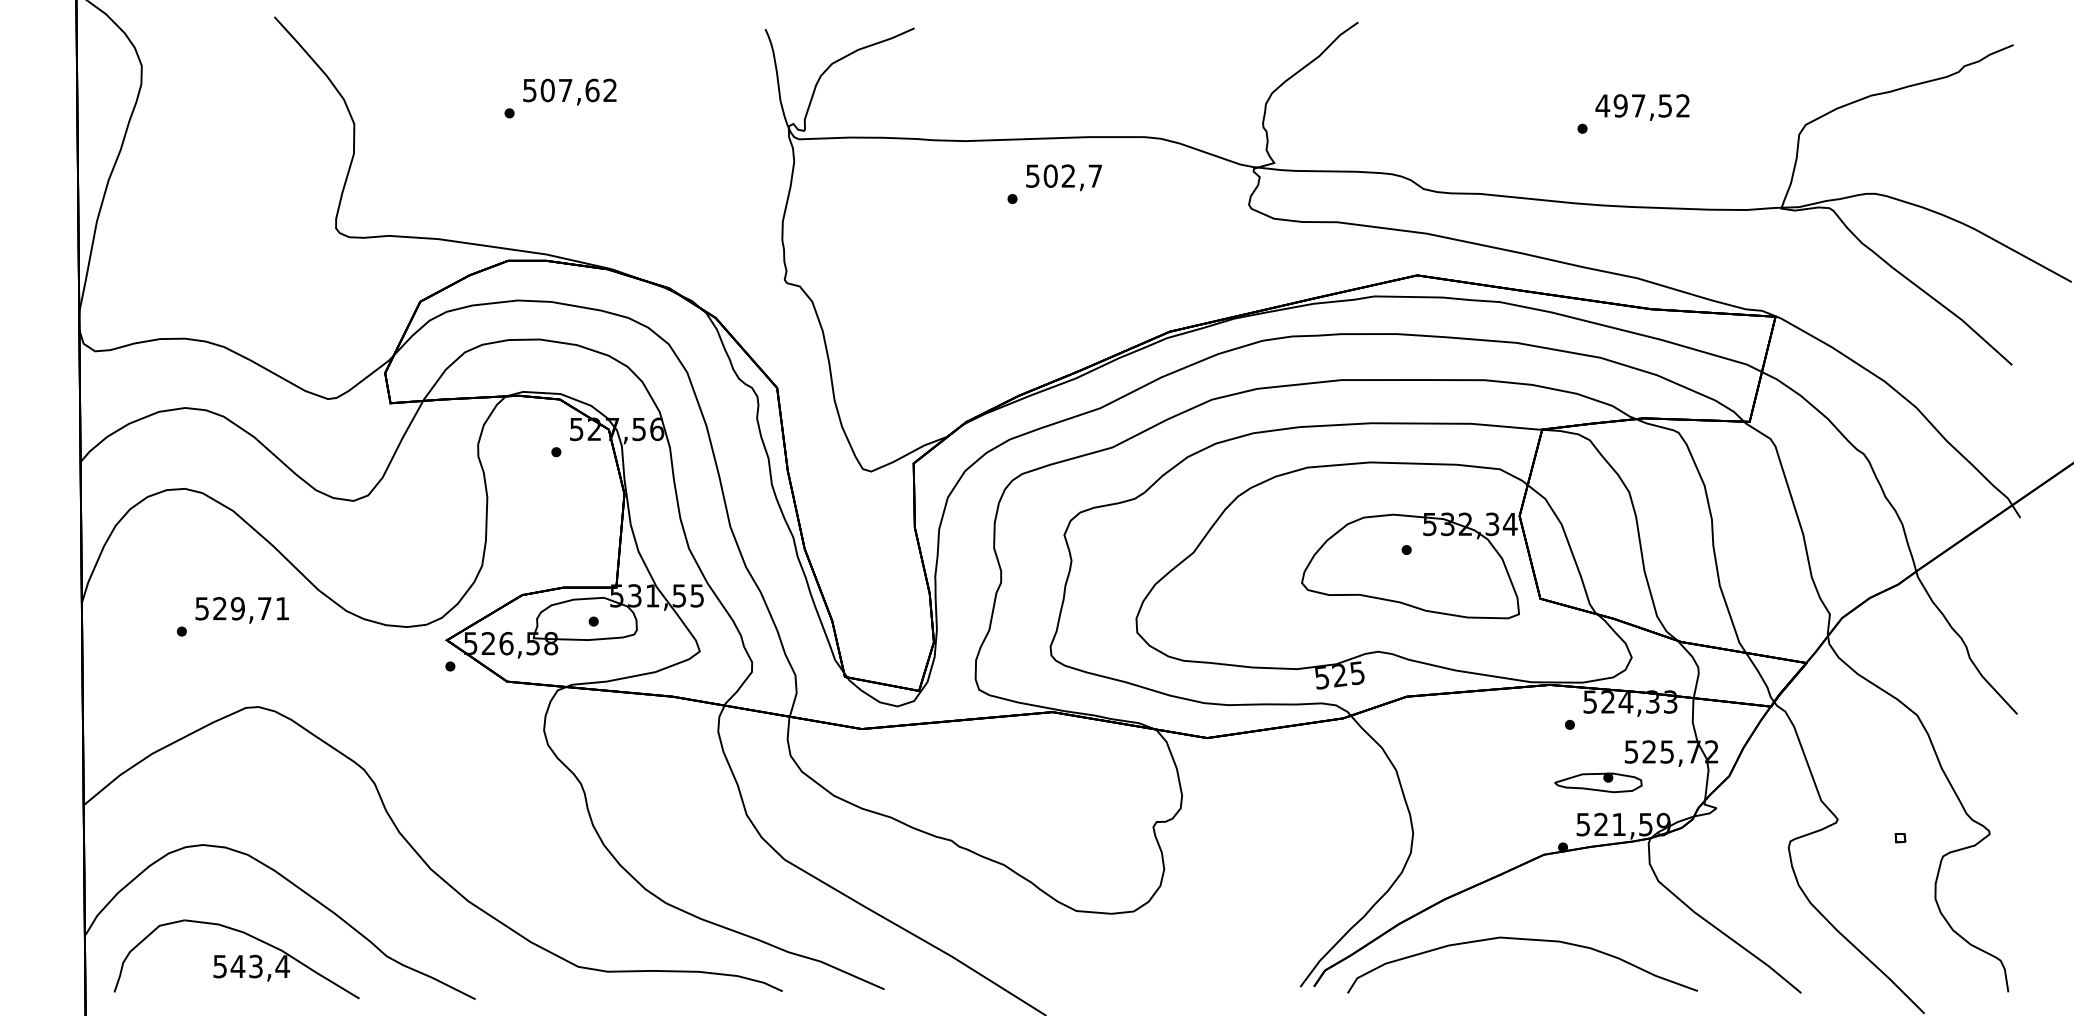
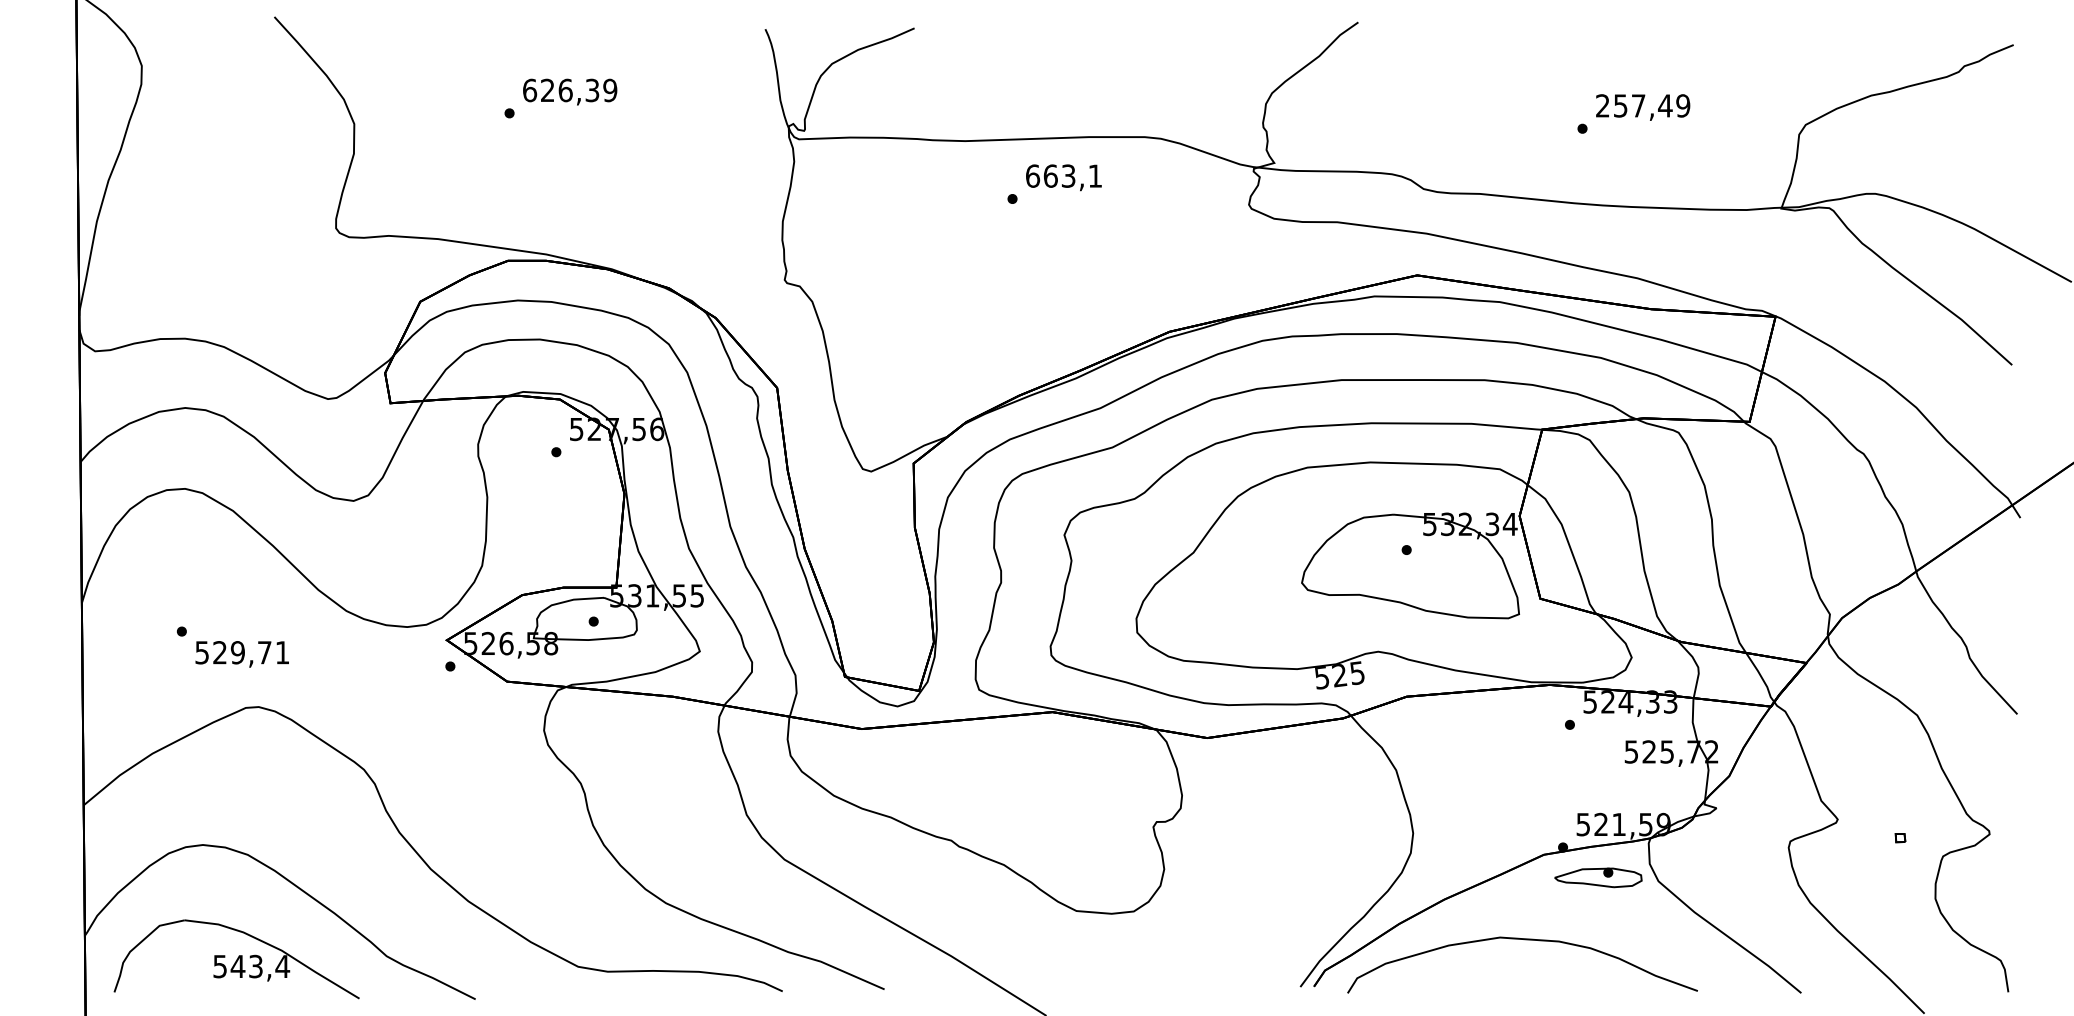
text: 507,62 -> 626,39 (570, 90)
text: 497,52 -> 257,49 (1642, 105)
text: 502,7 -> 663,1 (1063, 175)
text position: (241, 610) -> (241, 654) (241, 654)
part position: (1598, 782) -> (1598, 877) (1598, 877)
